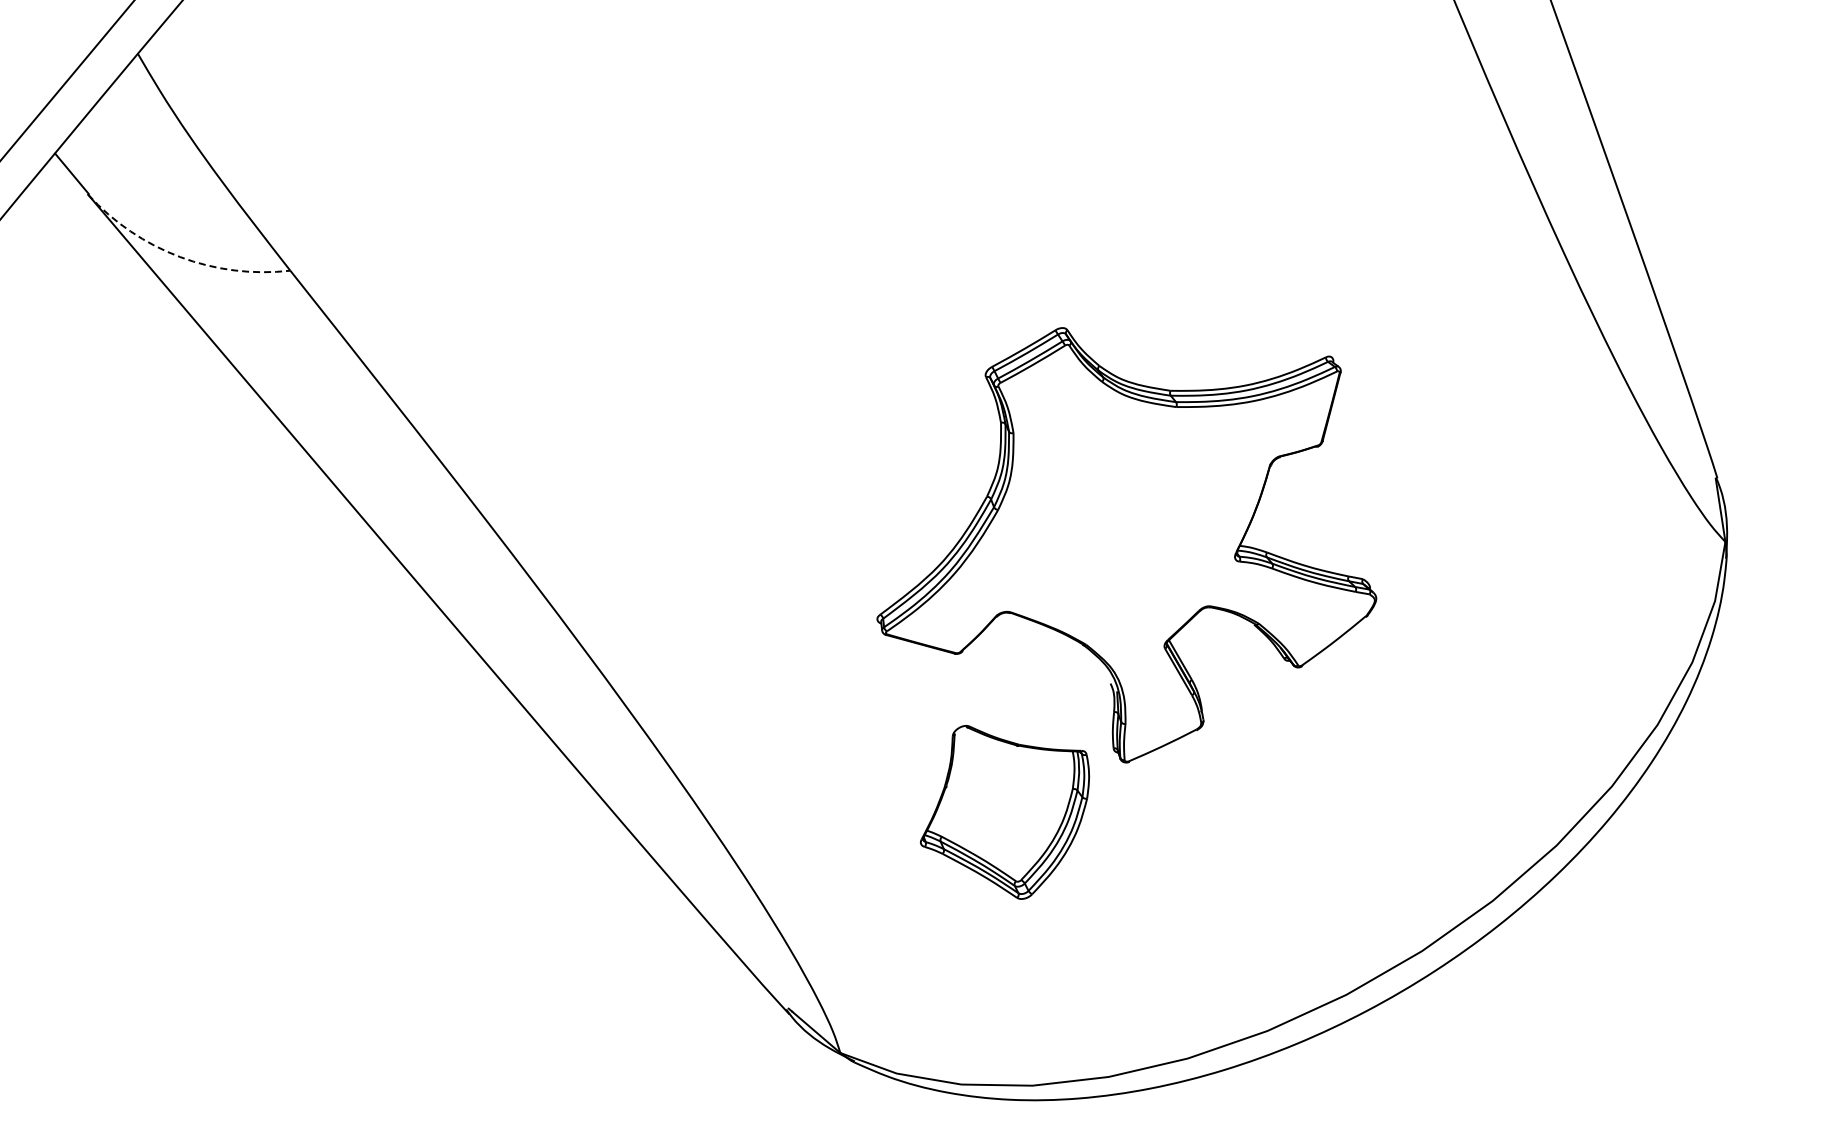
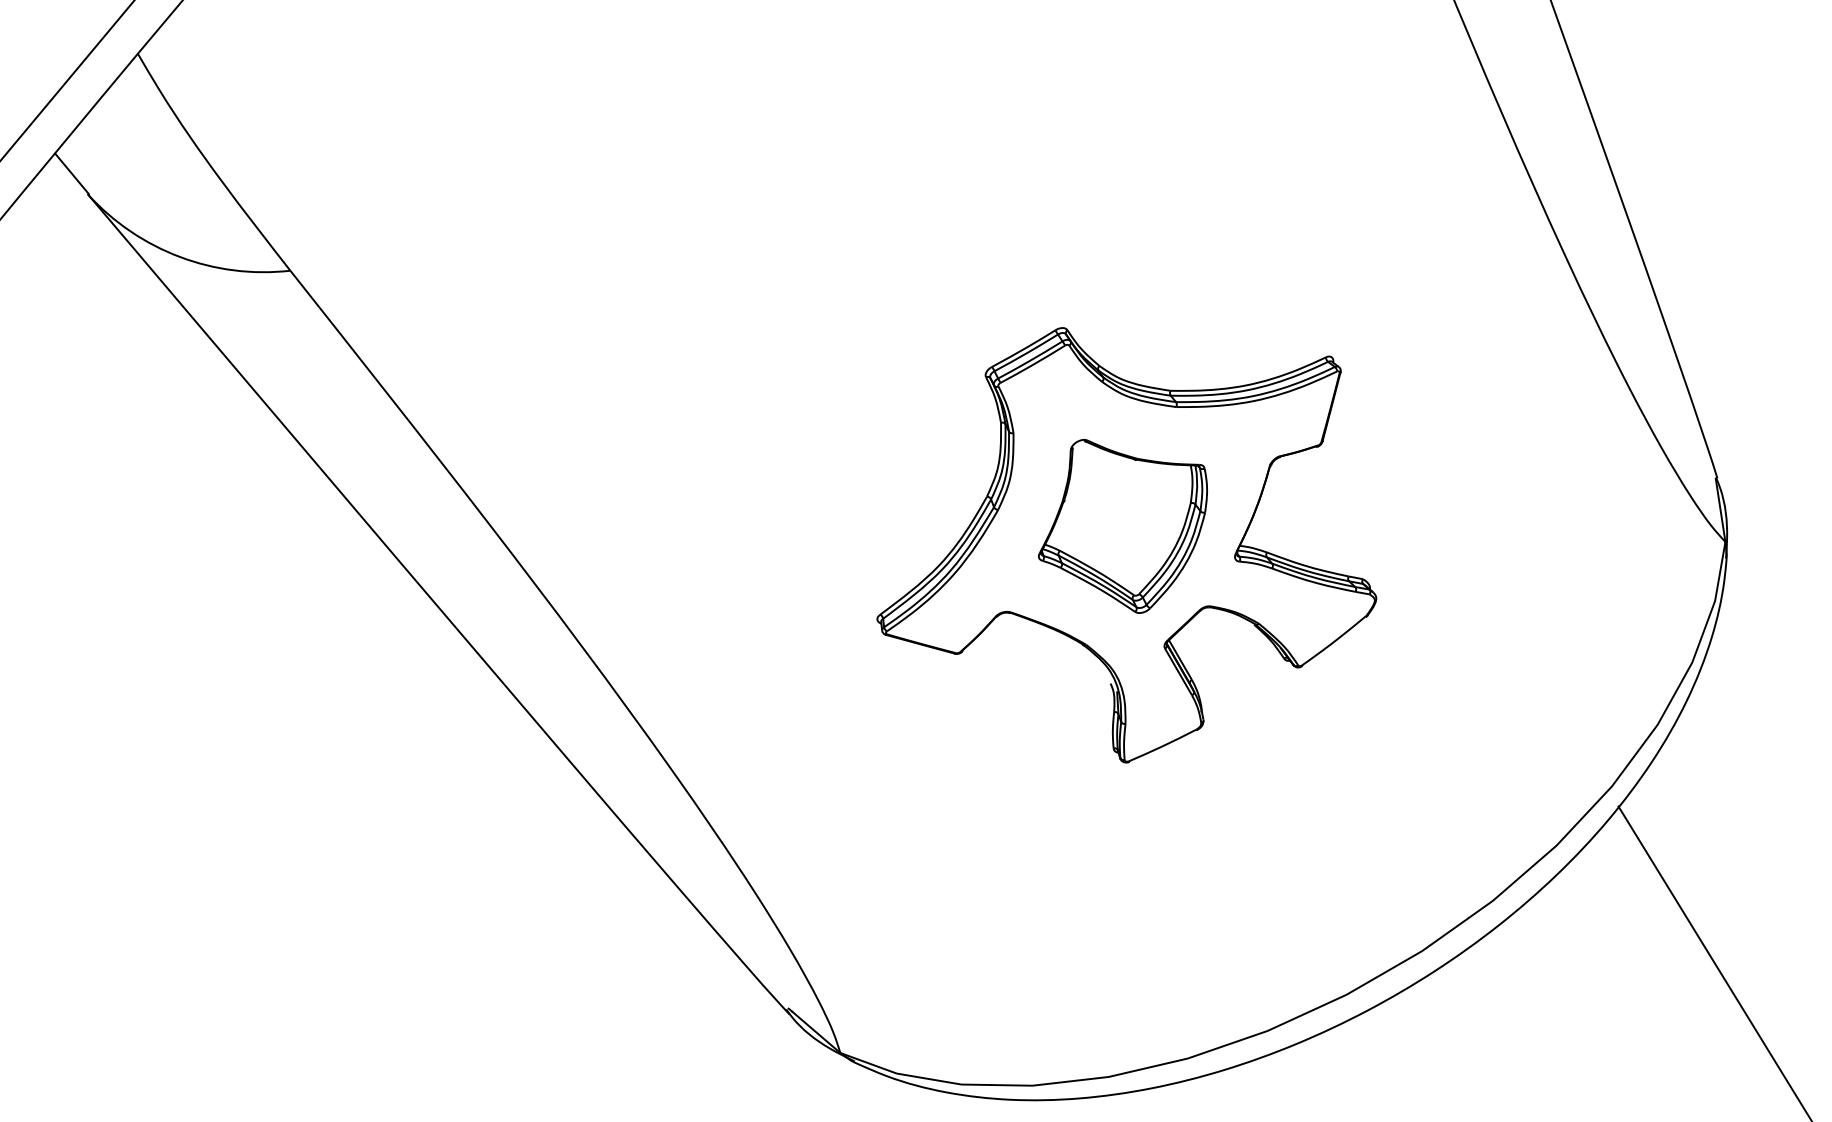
arc: dashed -> solid (180, 257)
part position: (1004, 812) -> (1122, 526) (1122, 526)
line: none -> present (1714, 962)
